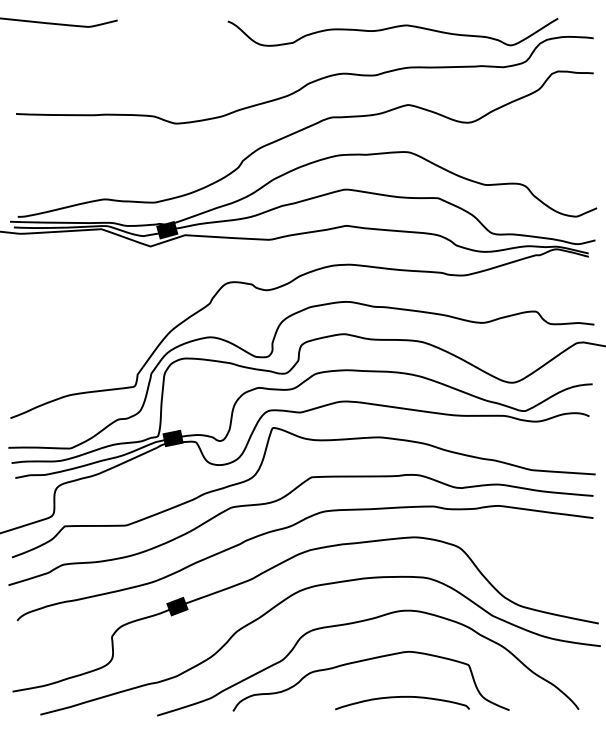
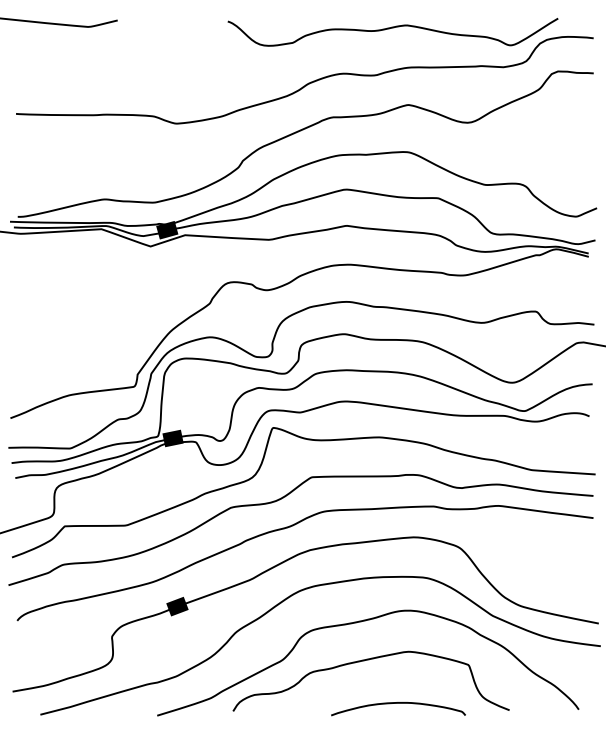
curve position: (402, 697) -> (398, 703) (398, 703)
